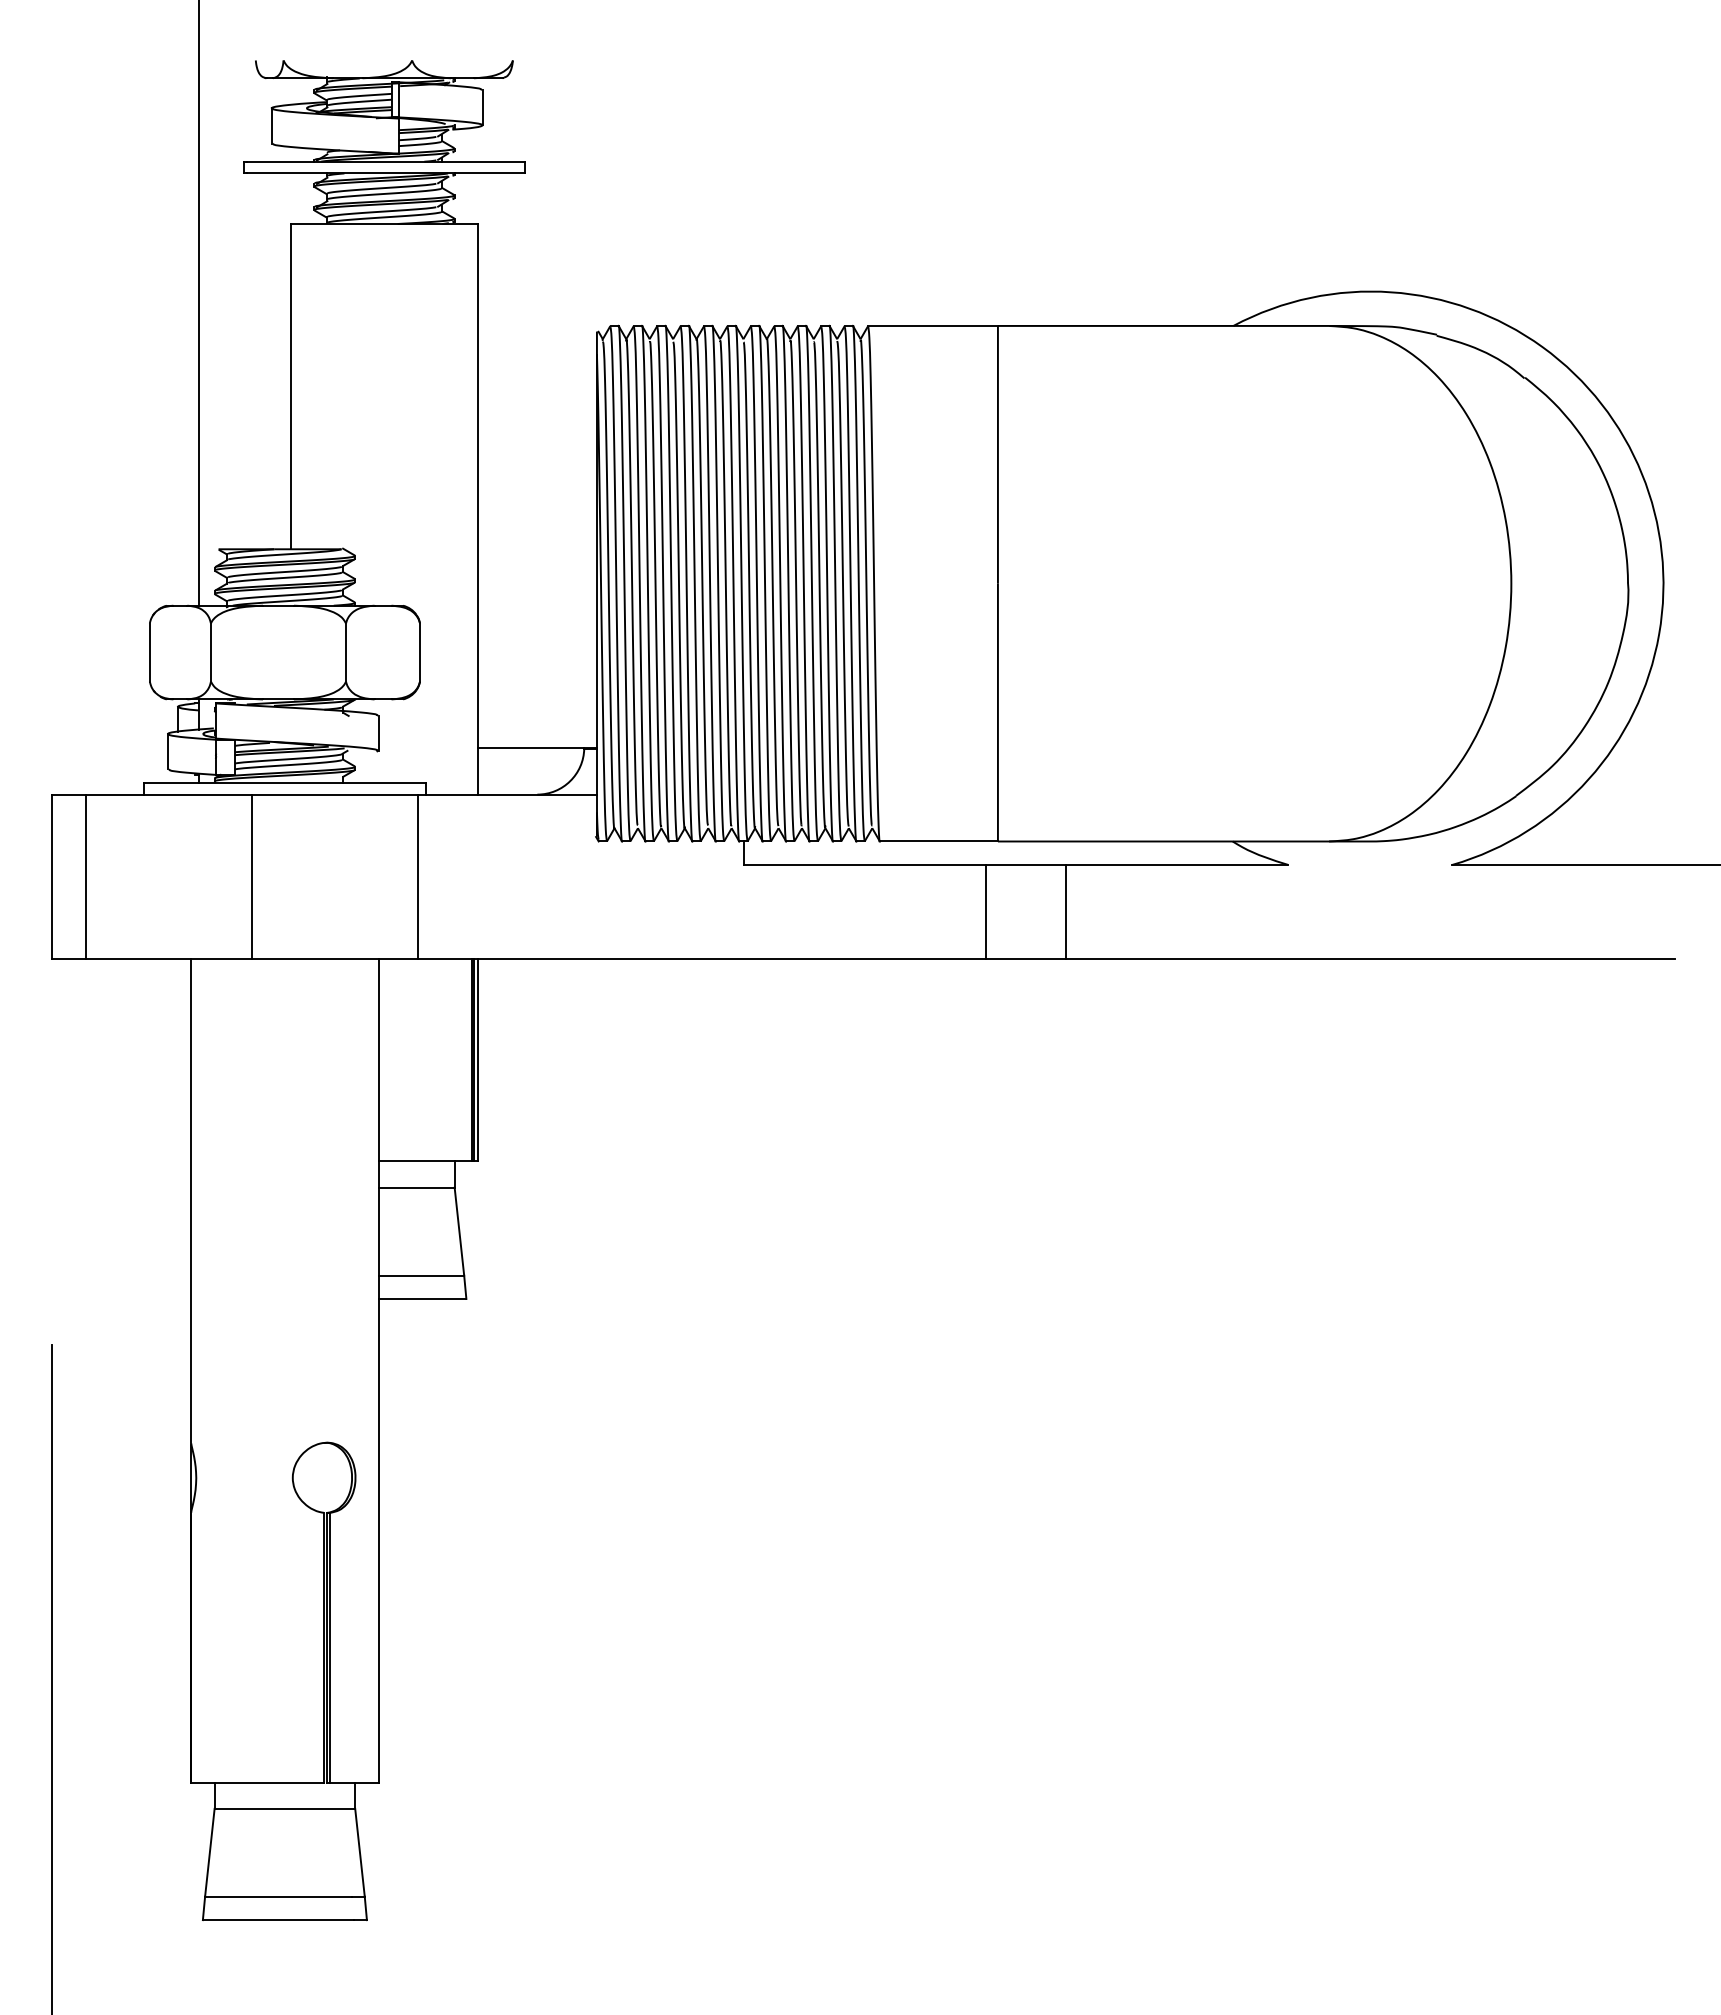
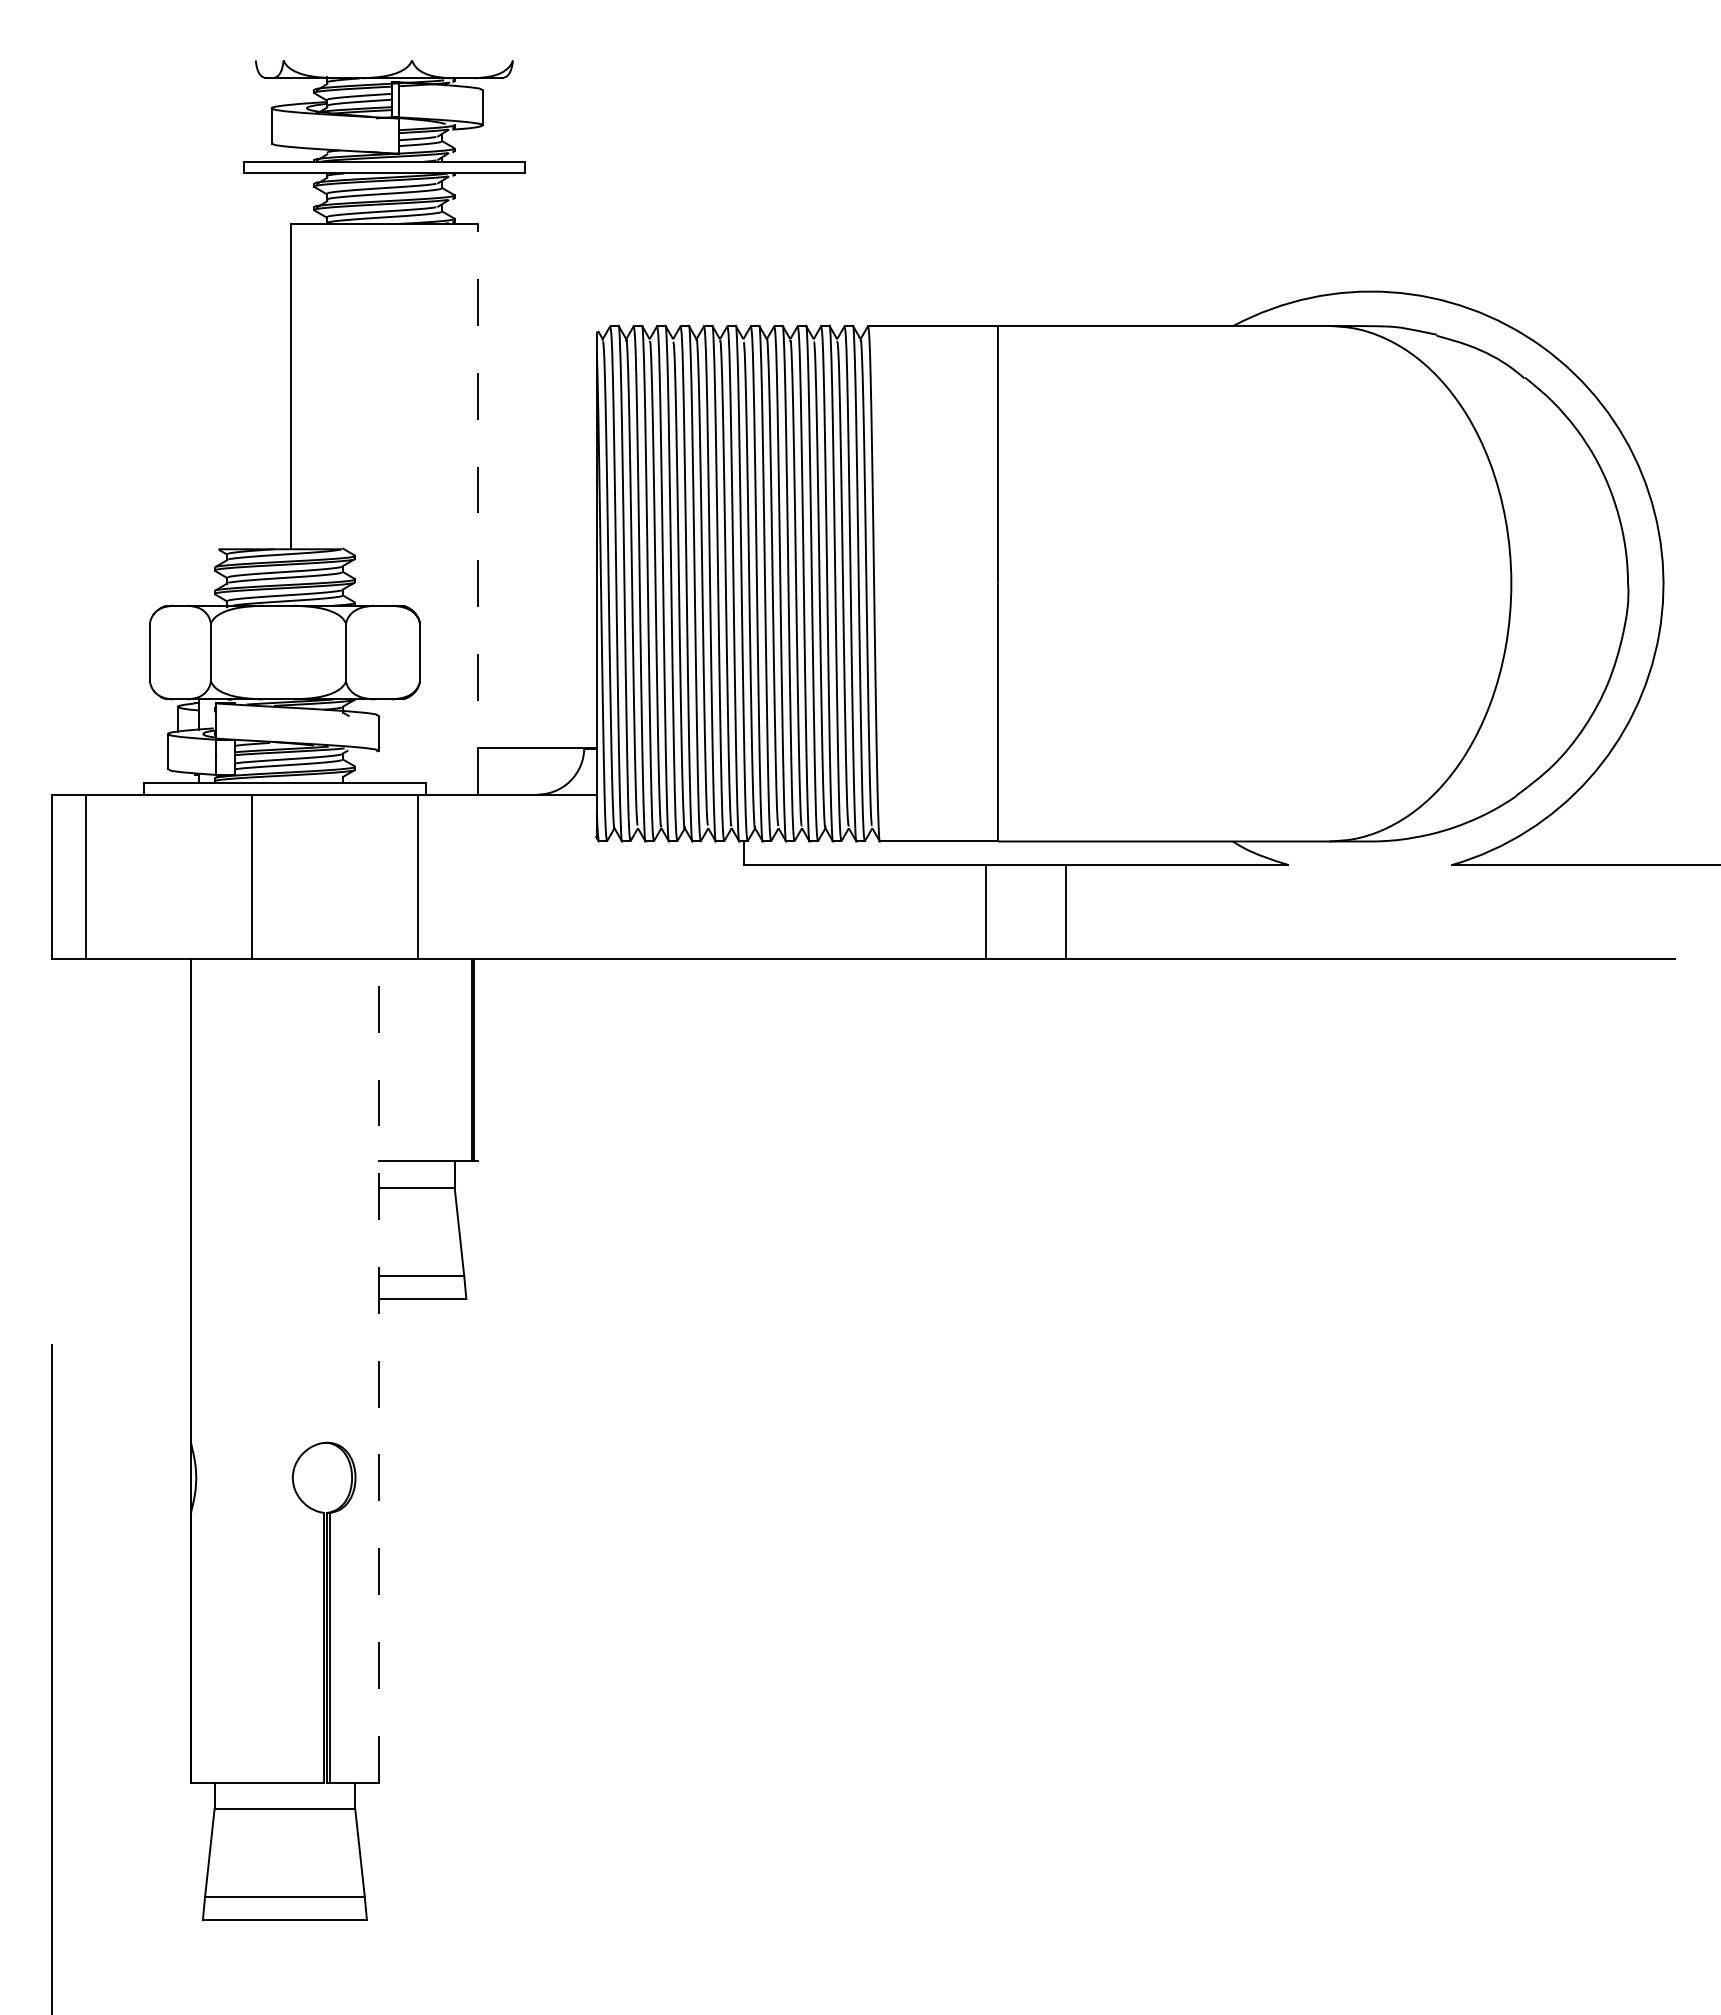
line: present -> none (198, 303)
line: solid -> dashed (478, 508)
line: present -> none (478, 1059)
line: solid -> dashed (378, 1370)
